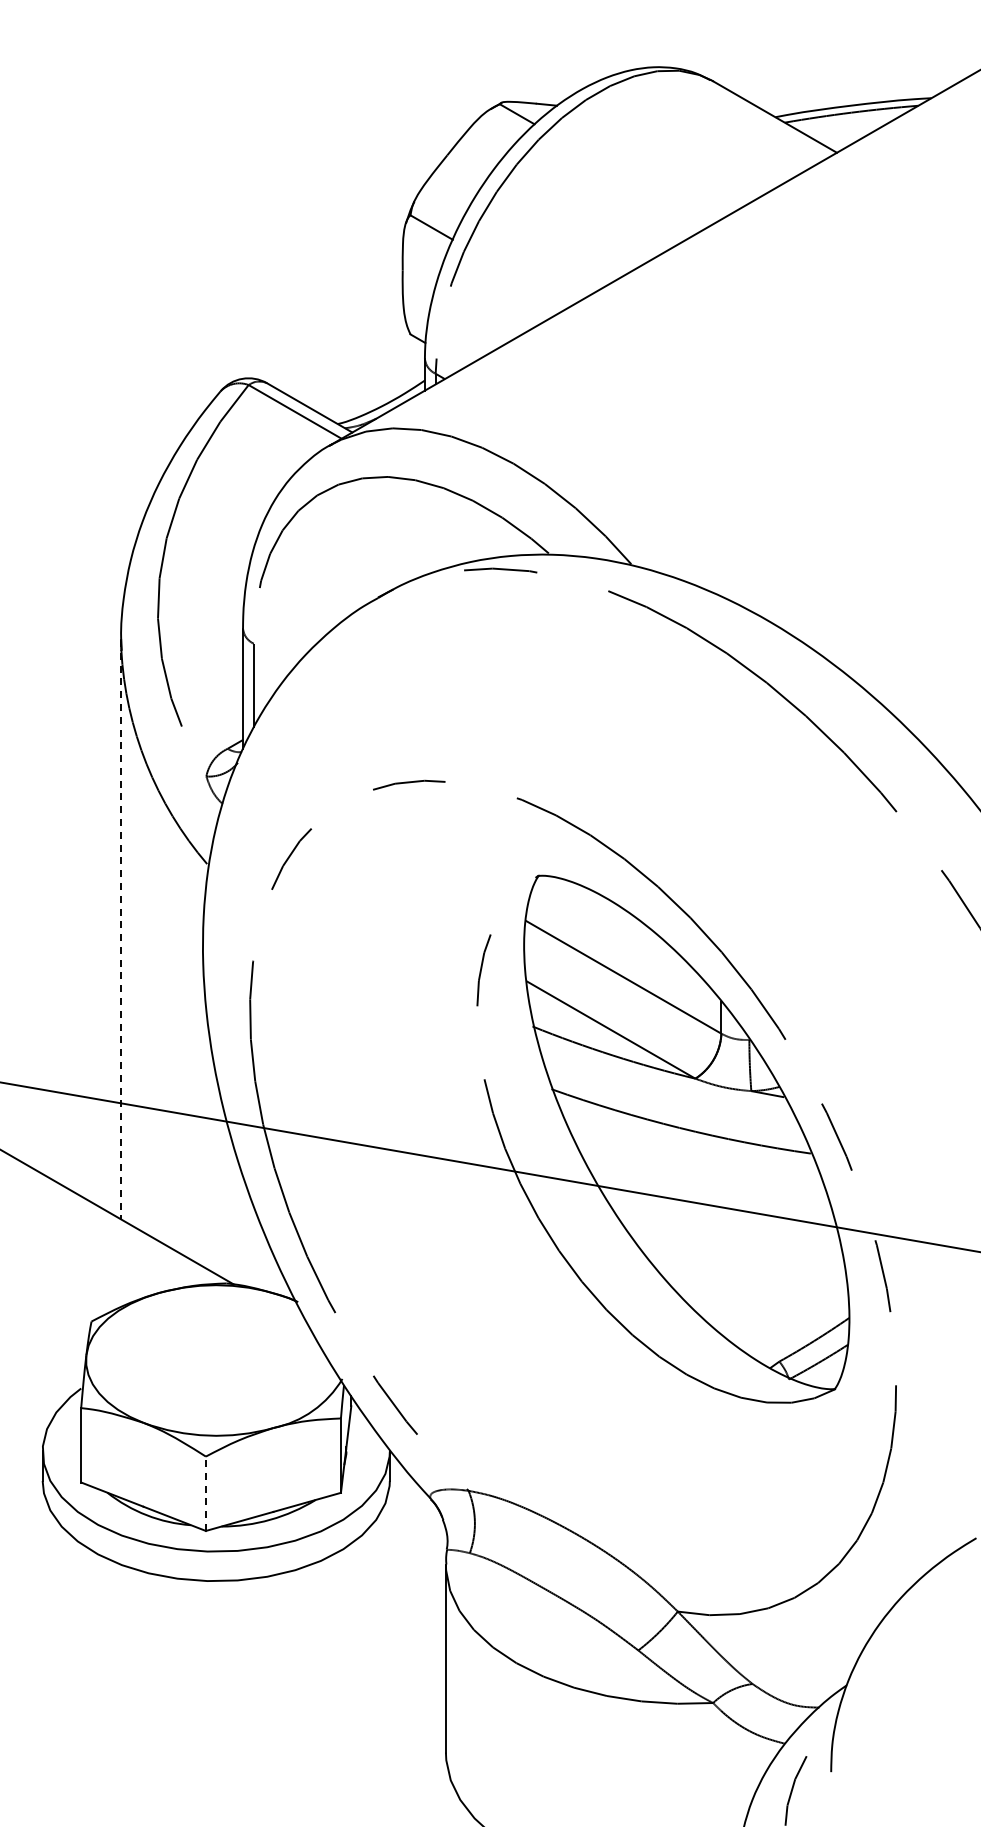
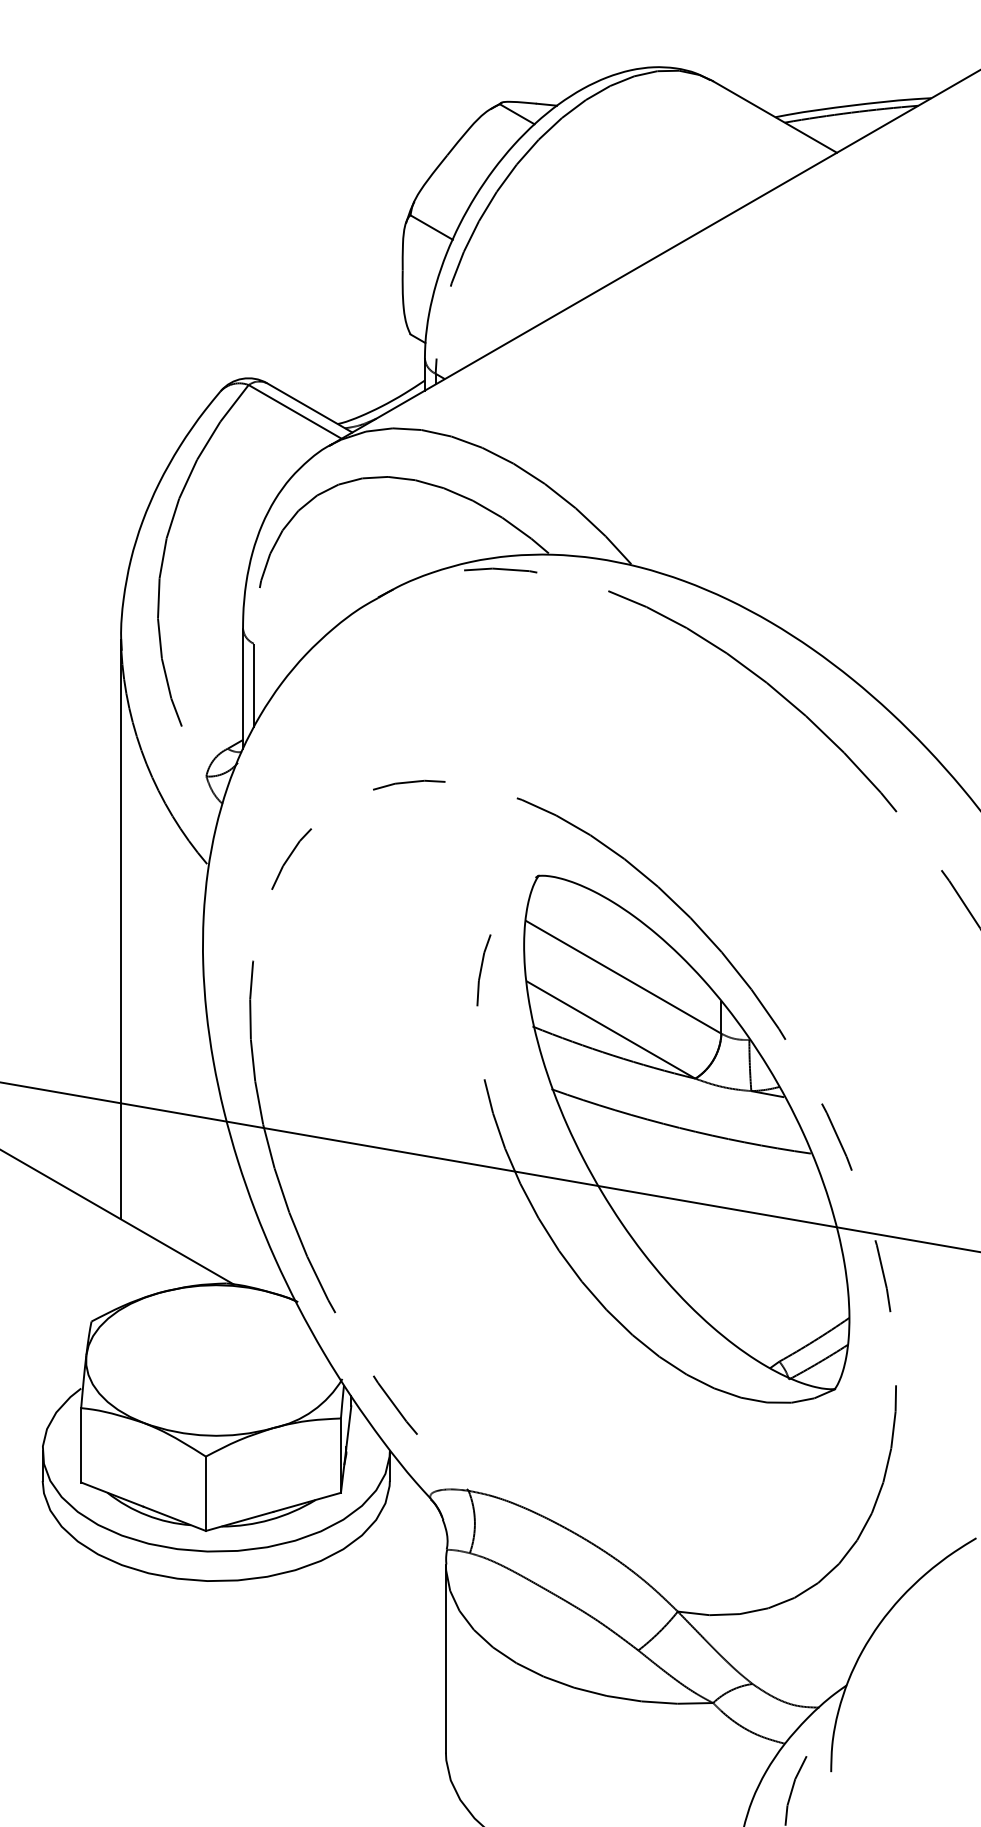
line: dashed -> solid (121, 929)
line: dashed -> solid (205, 1493)
